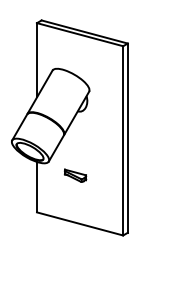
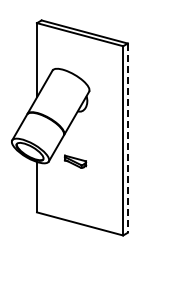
line: solid -> dashed (127, 138)
part position: (75, 175) -> (75, 161) (75, 161)
